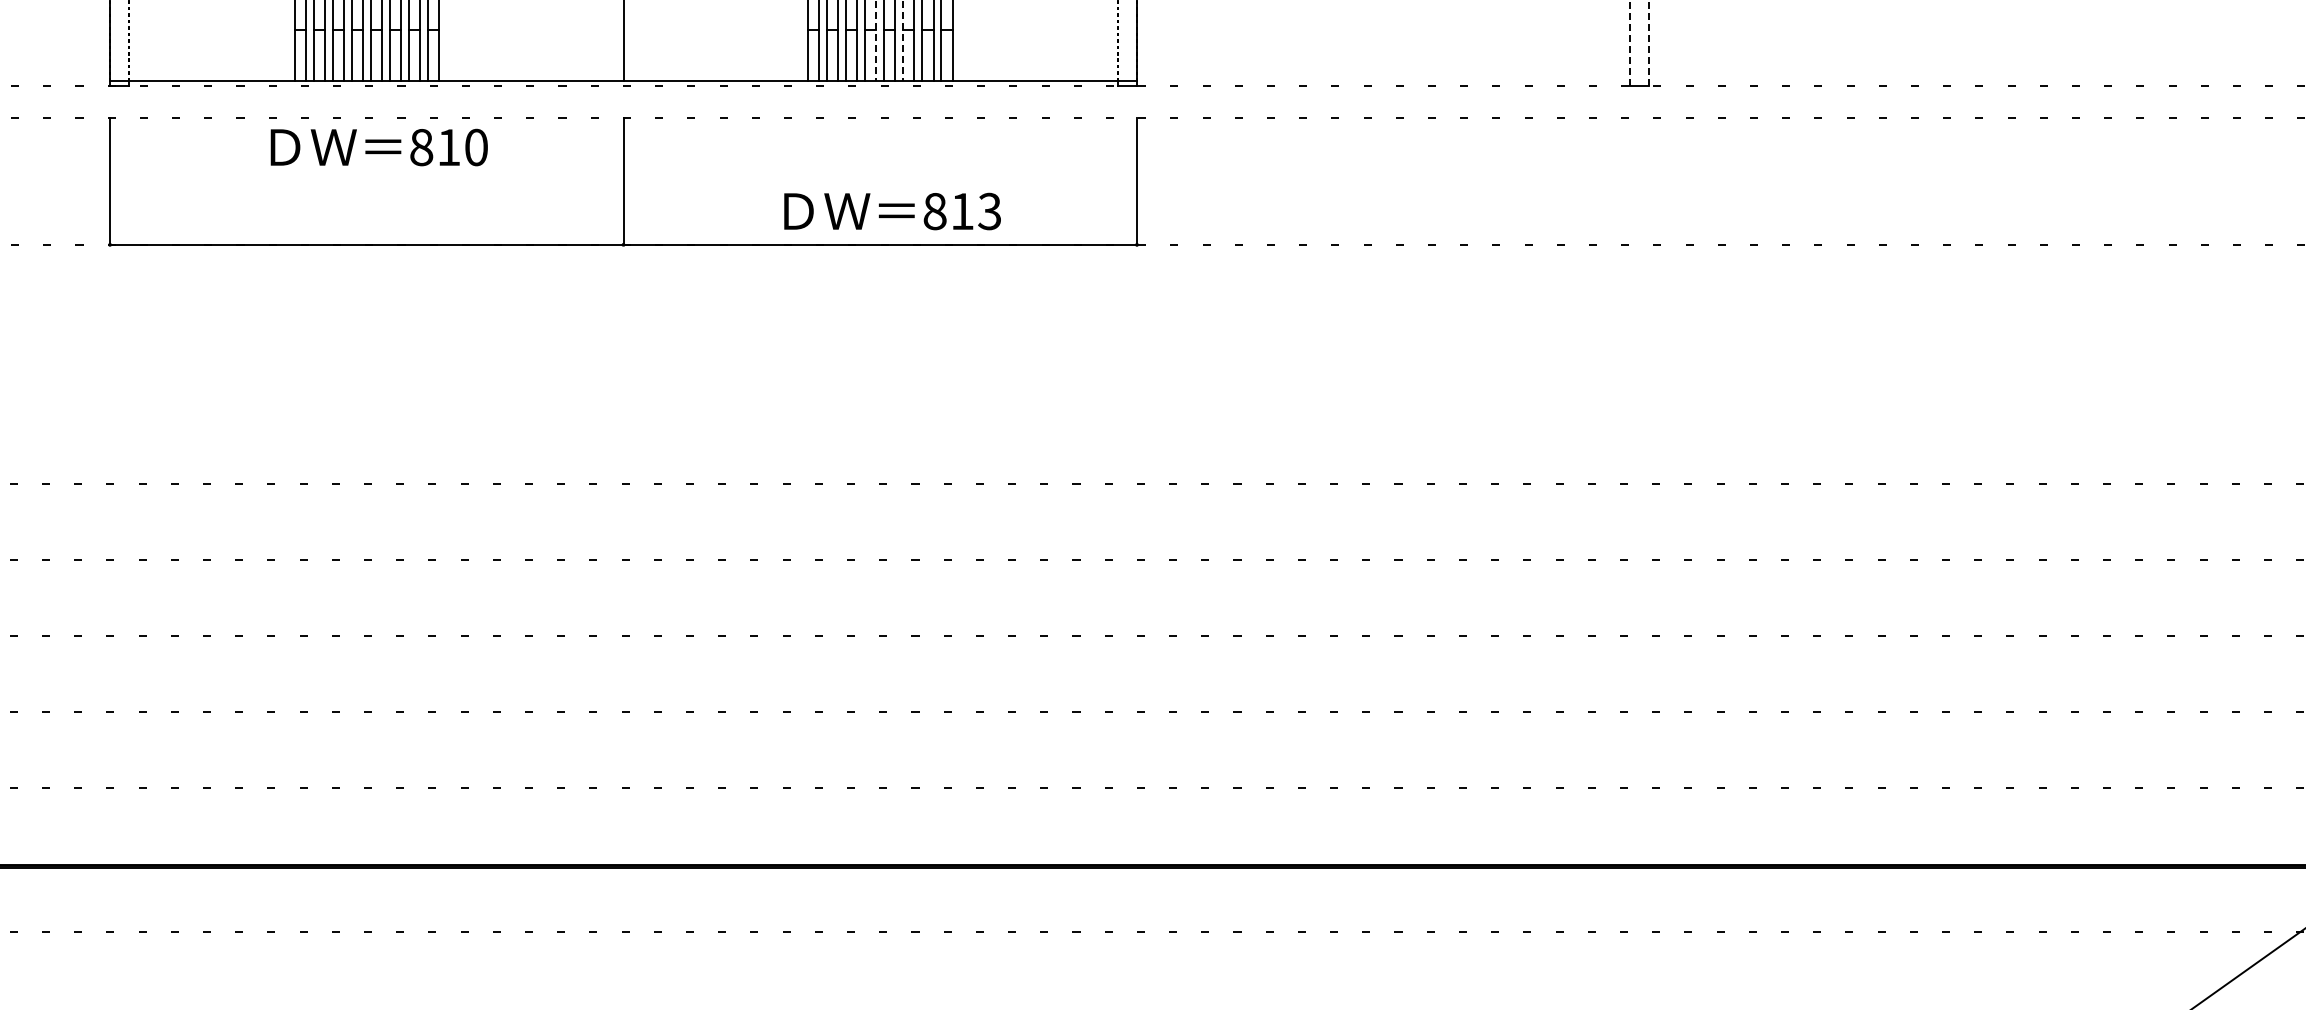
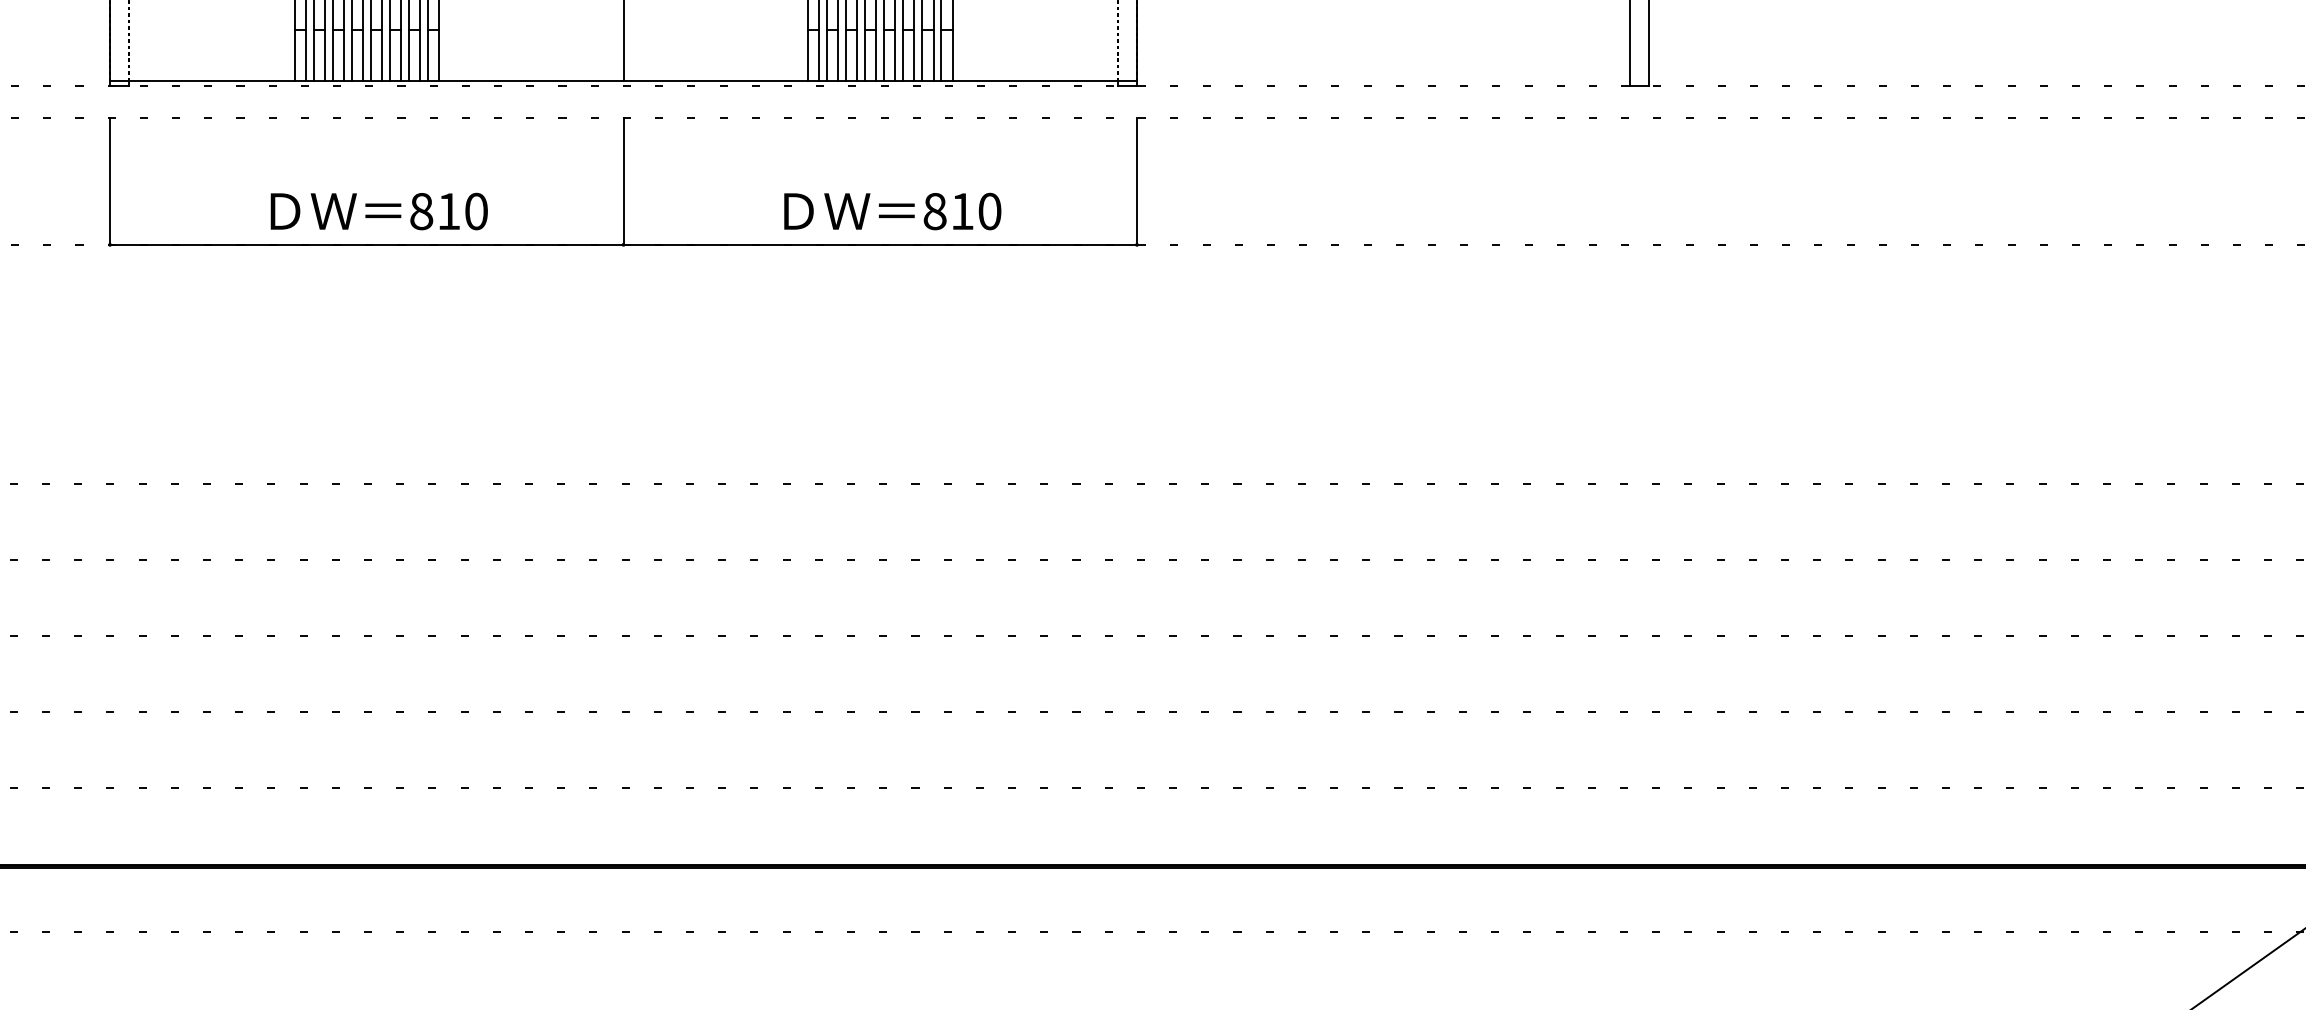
line: dashed -> solid (876, 41)
line: dashed -> solid (903, 41)
line: dashed -> solid (1629, 43)
line: dashed -> solid (1648, 43)
text position: (378, 147) -> (378, 211) (378, 211)
text: 813 -> 810 (989, 211)
